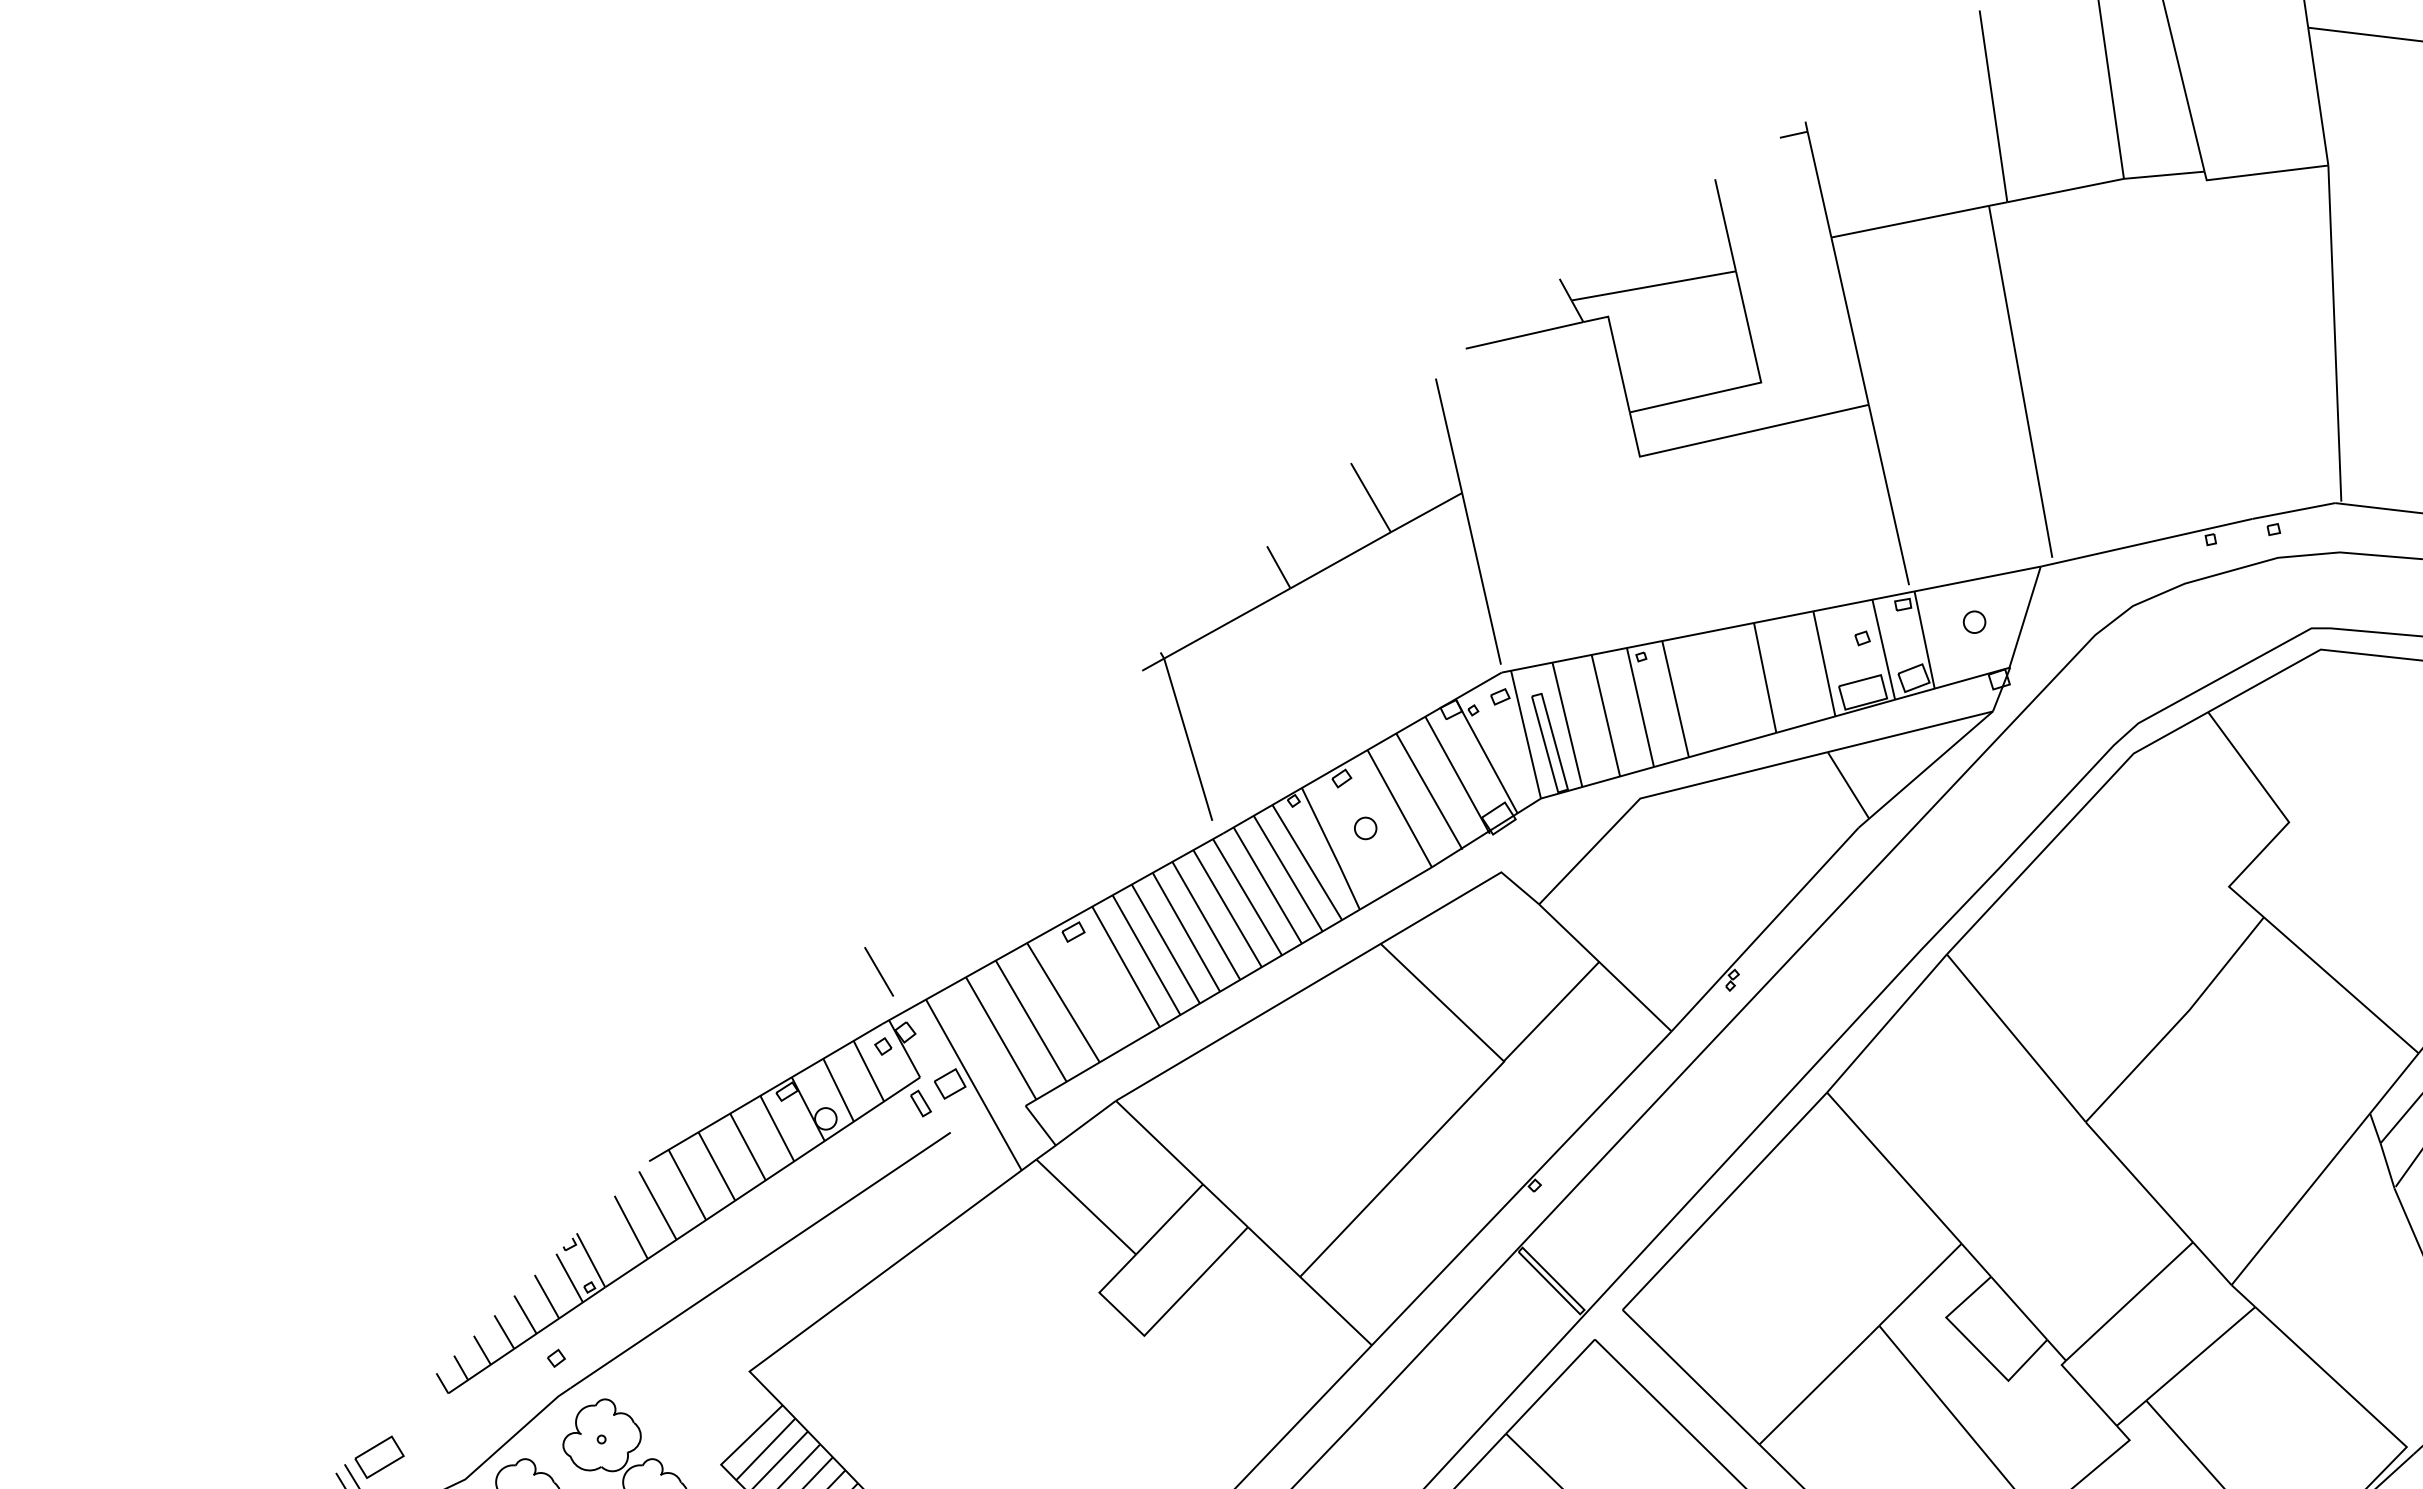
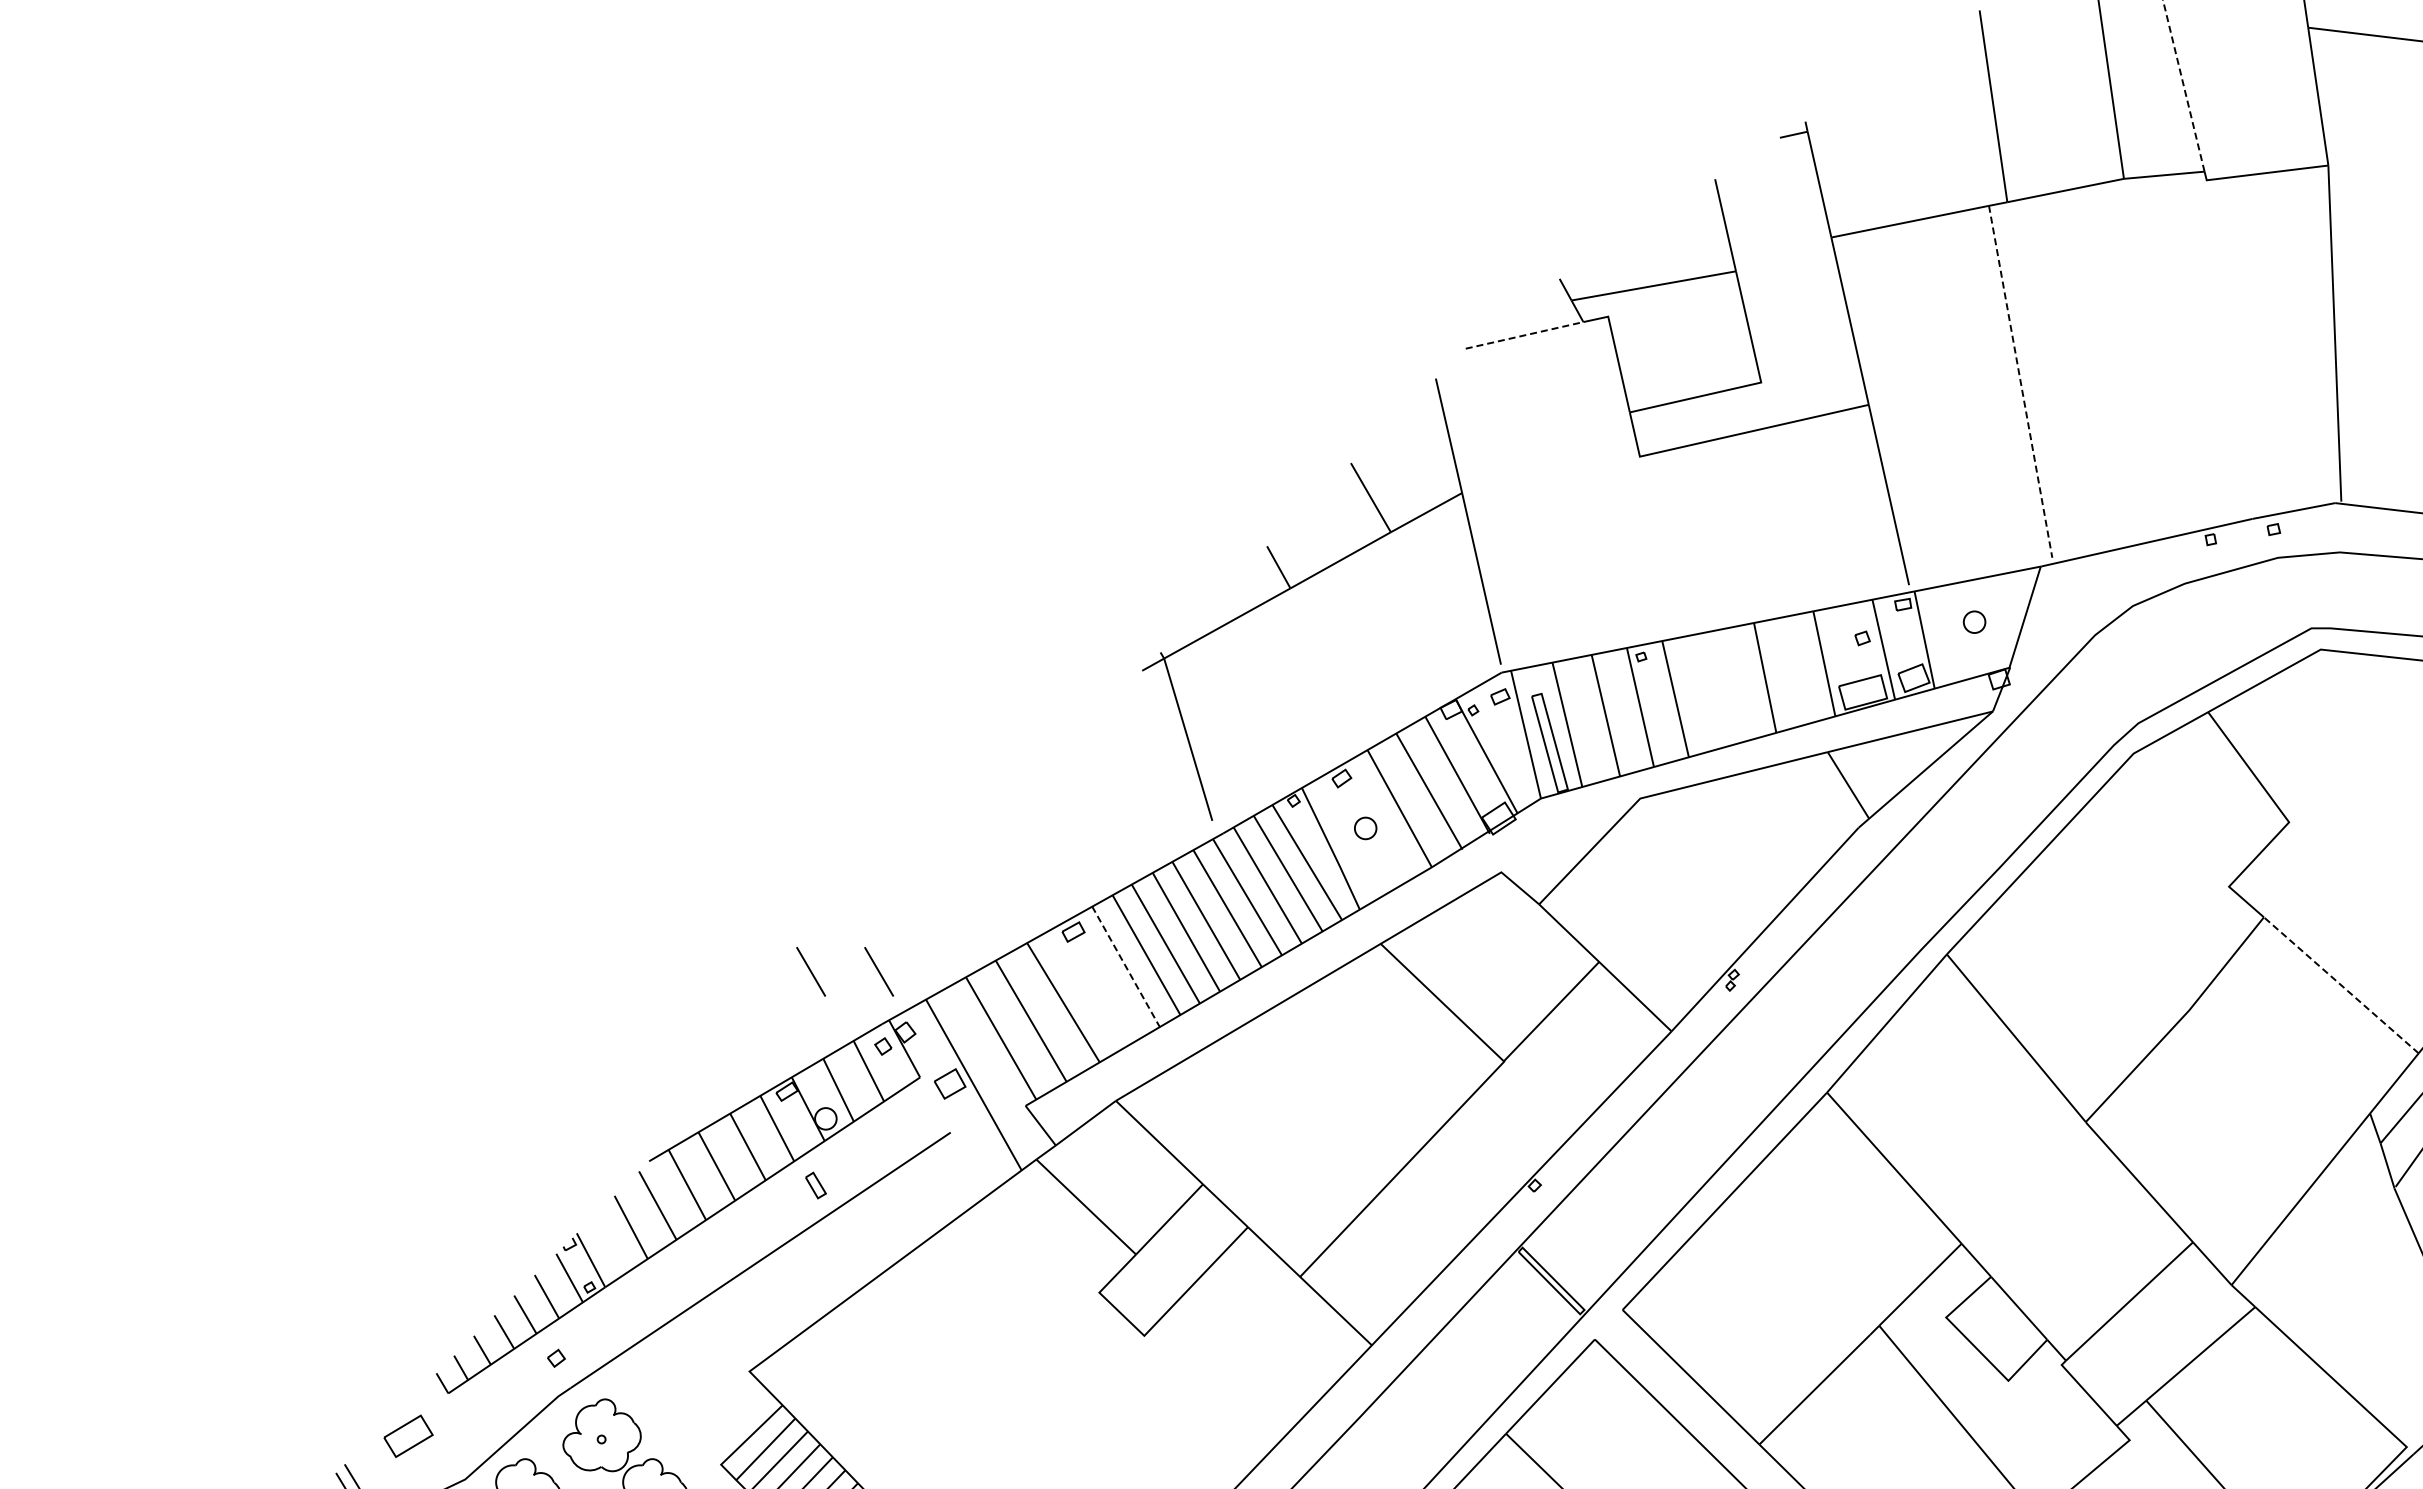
line: solid -> dashed (2183, 86)
line: solid -> dashed (1525, 335)
line: solid -> dashed (2020, 381)
line: solid -> dashed (1126, 967)
line: none -> present (810, 971)
line: solid -> dashed (2340, 985)
part position: (920, 1103) -> (815, 1185) (815, 1185)
part position: (379, 1456) -> (408, 1435) (408, 1435)
